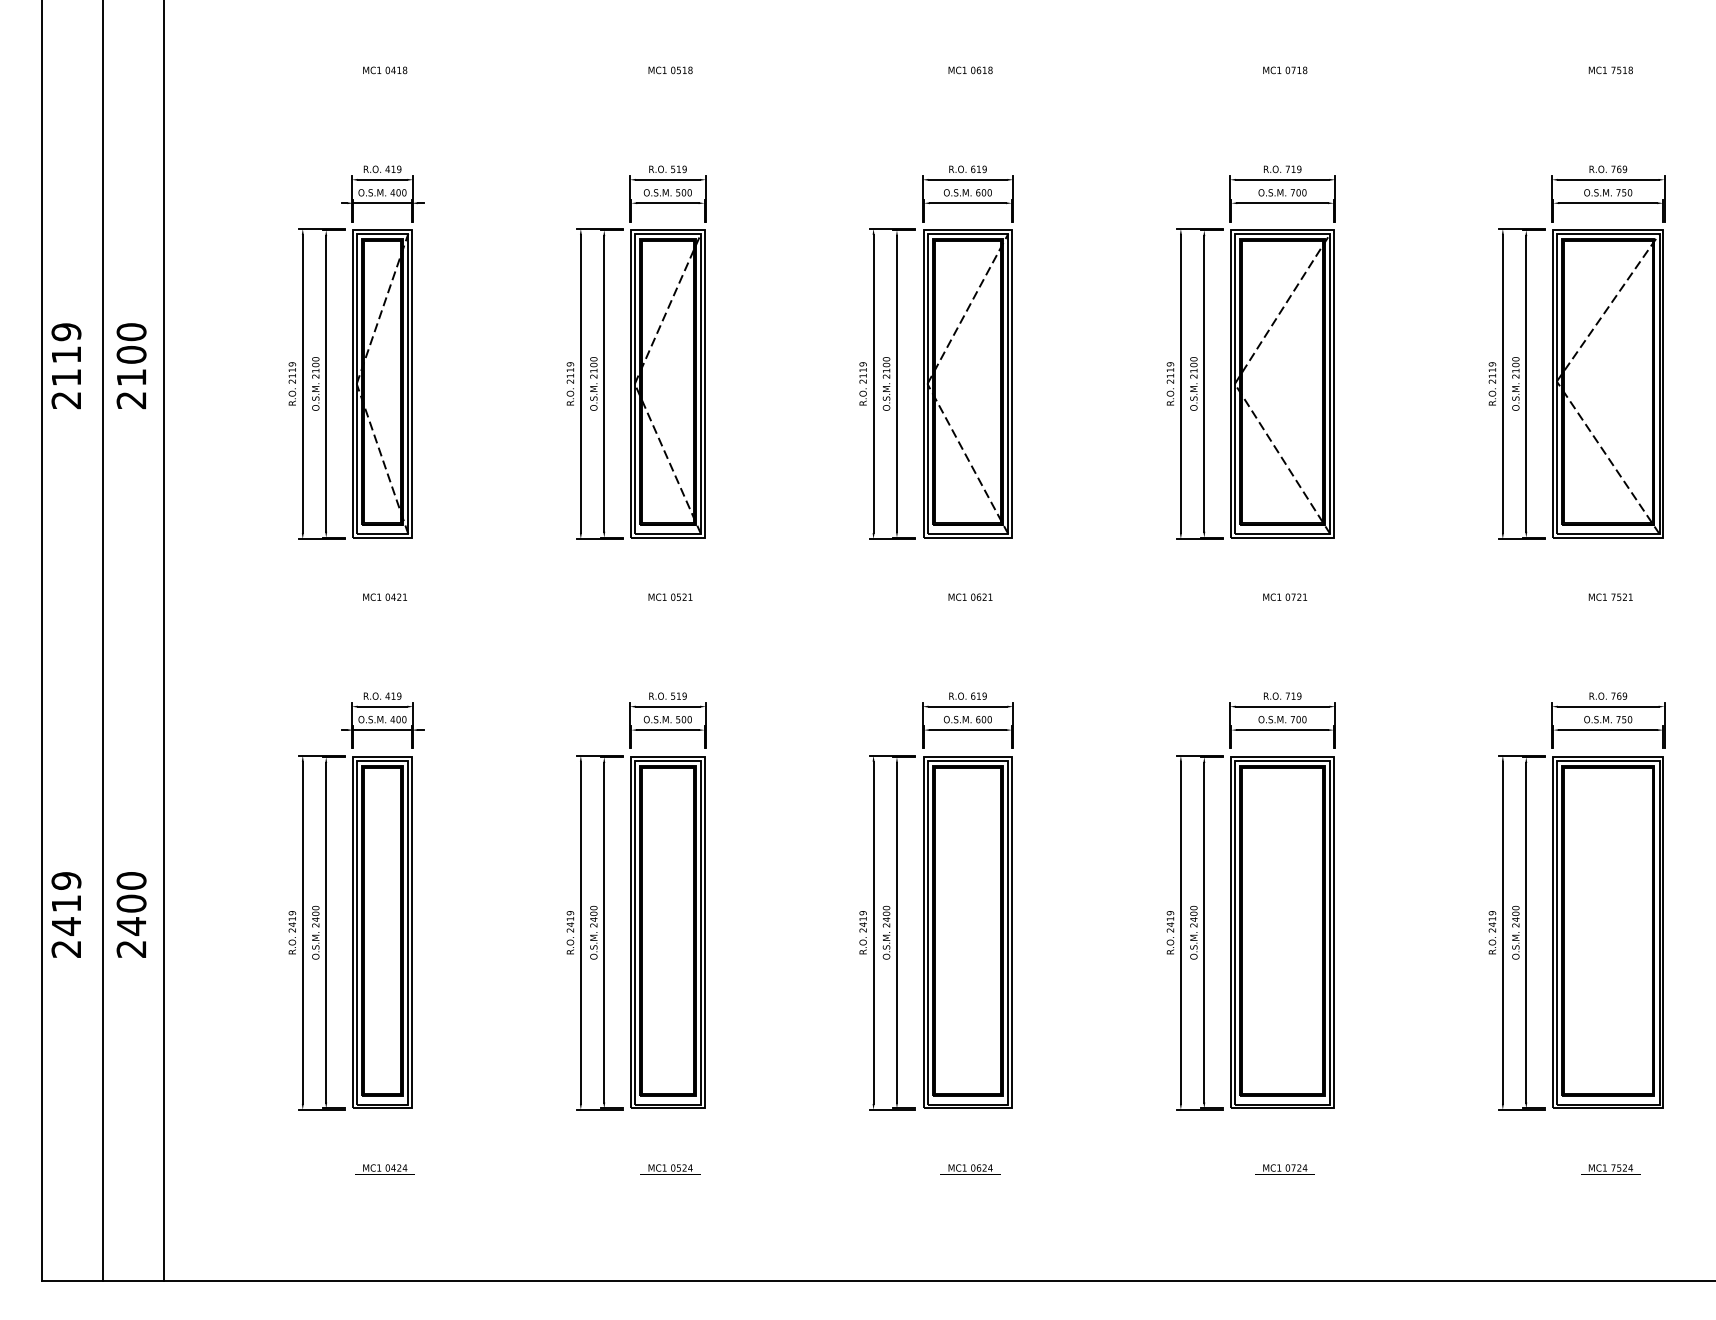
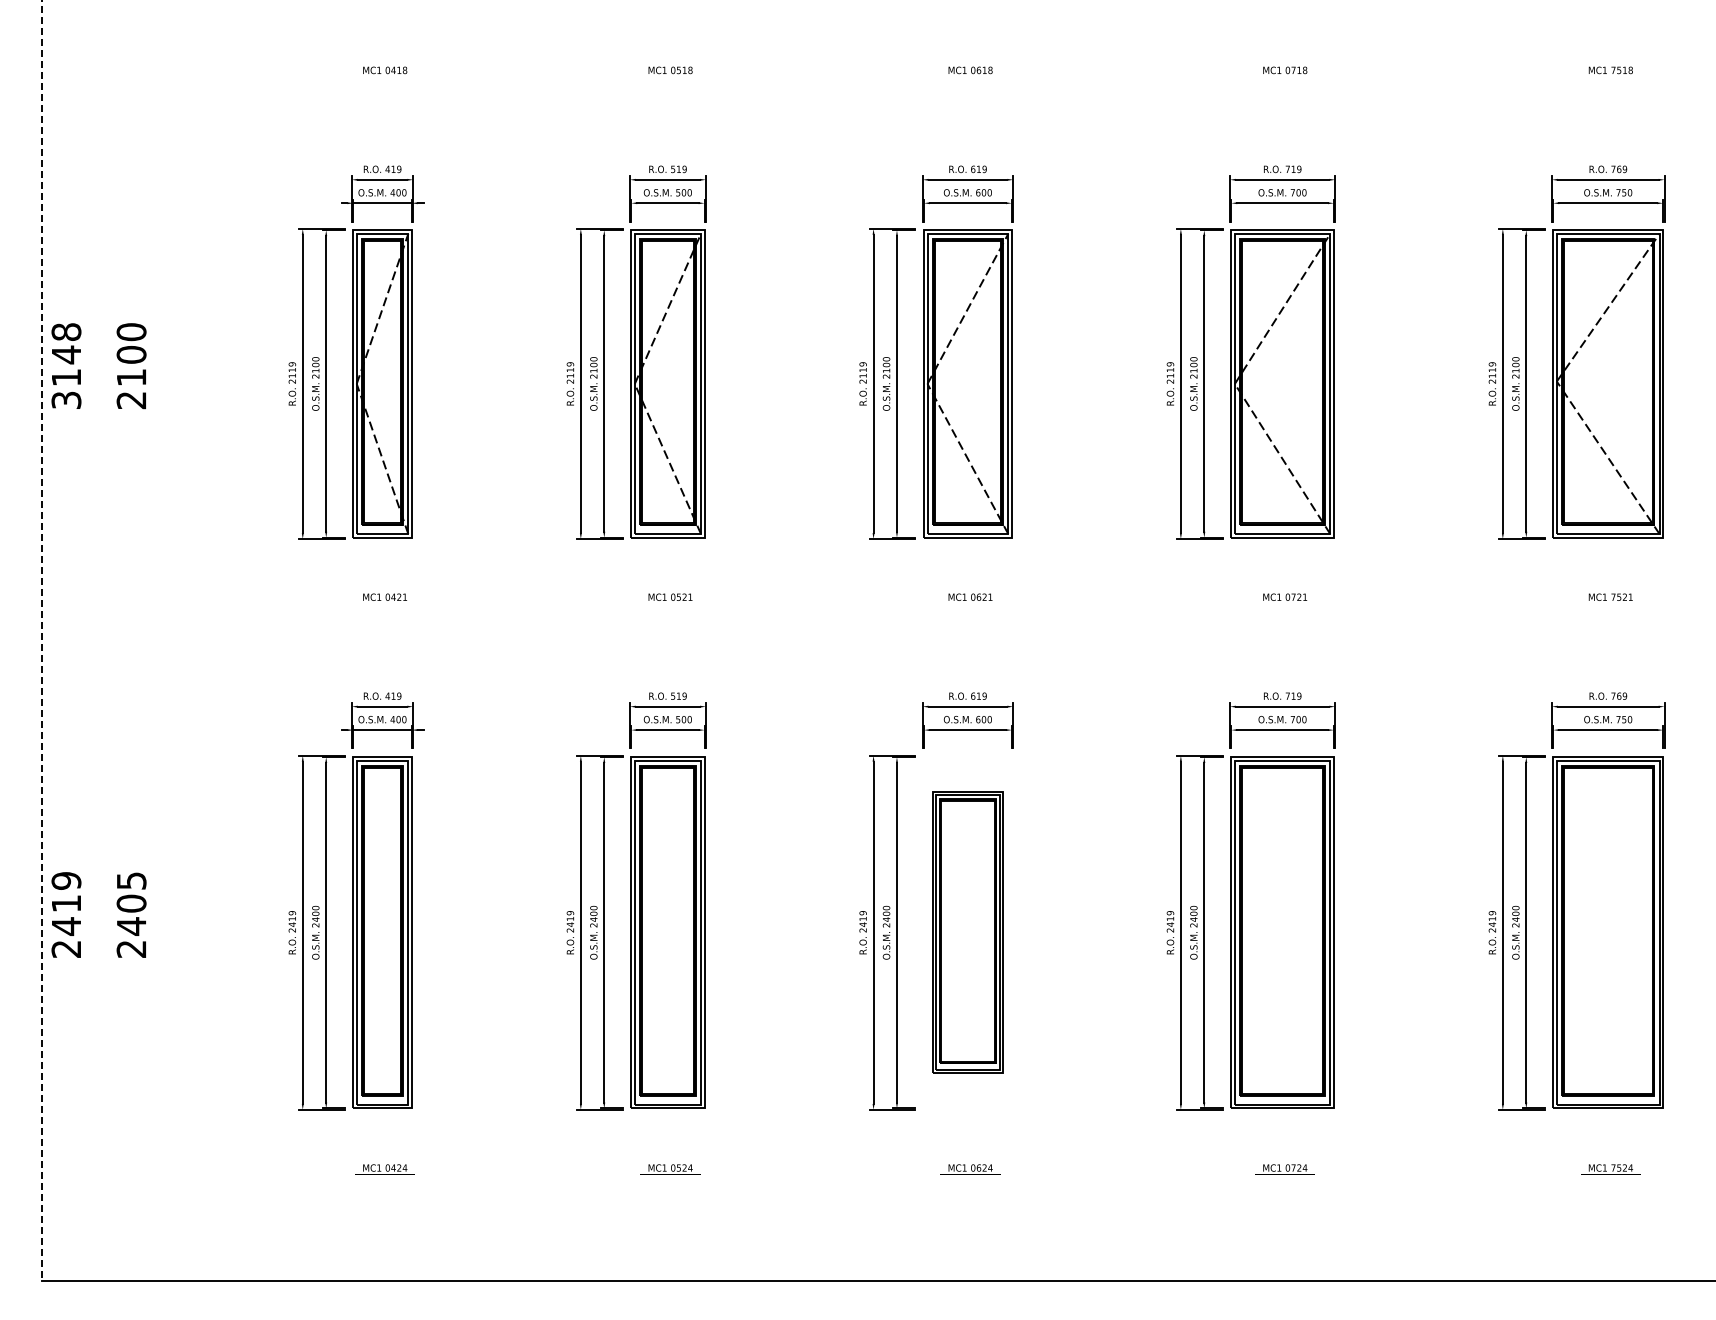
text: 2119 -> 3148 (66, 366)
line: solid -> dashed (41, 640)
line: present -> none (103, 641)
line: present -> none (164, 641)
text: 2400 -> 2405 (131, 880)
part size: 90x353 px -> 72x283 px (967, 932)
